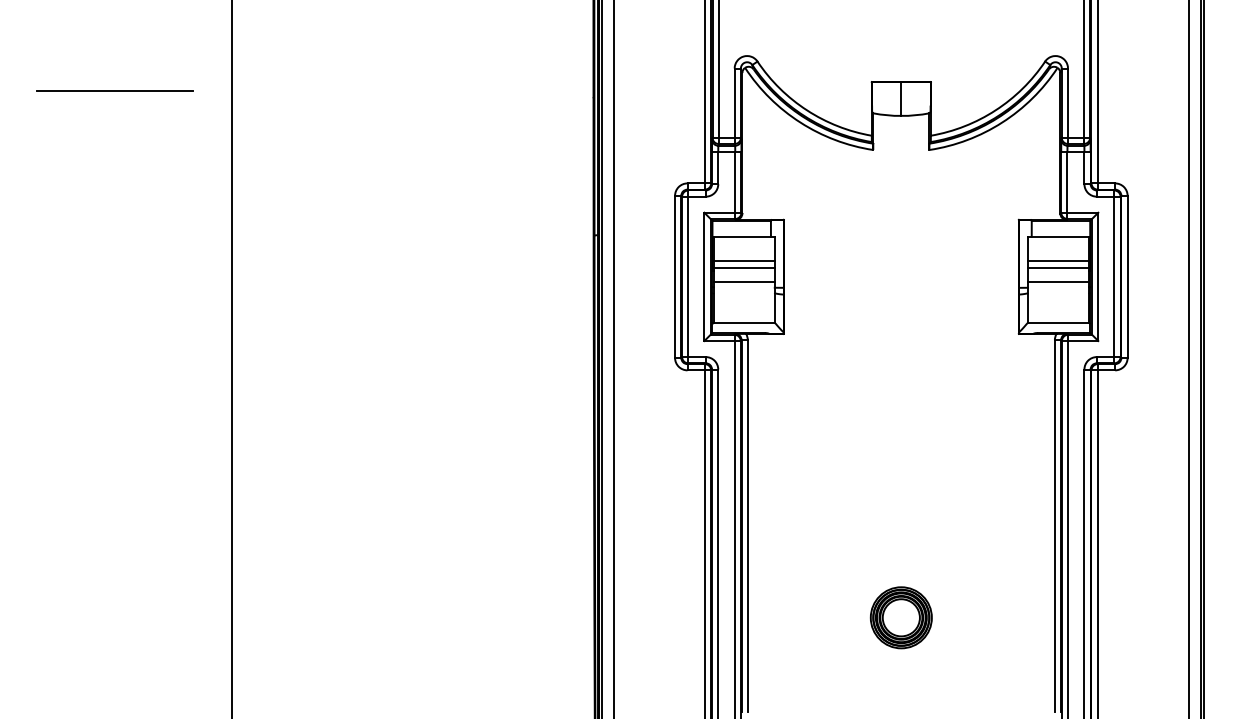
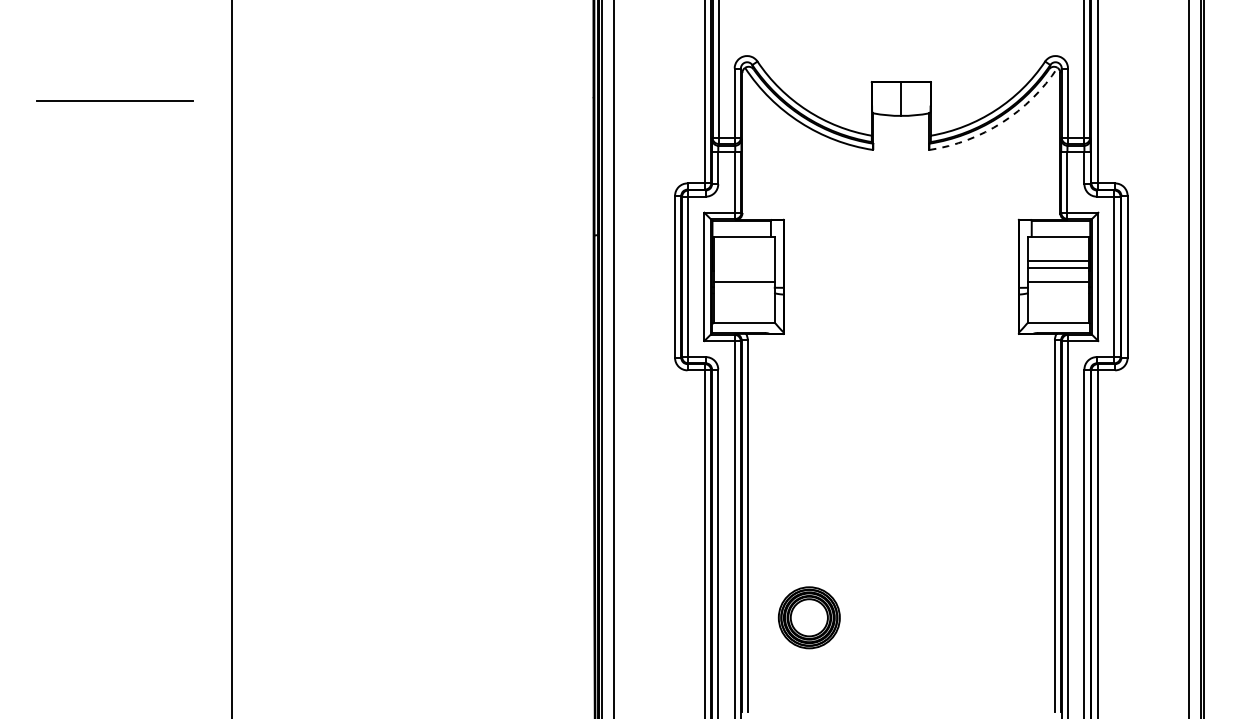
line position: (114, 90) -> (114, 100) (114, 100)
arc: solid -> dashed (1002, 122)
line: present -> none (743, 260)
line: present -> none (743, 267)
part position: (900, 617) -> (808, 617) (808, 617)
